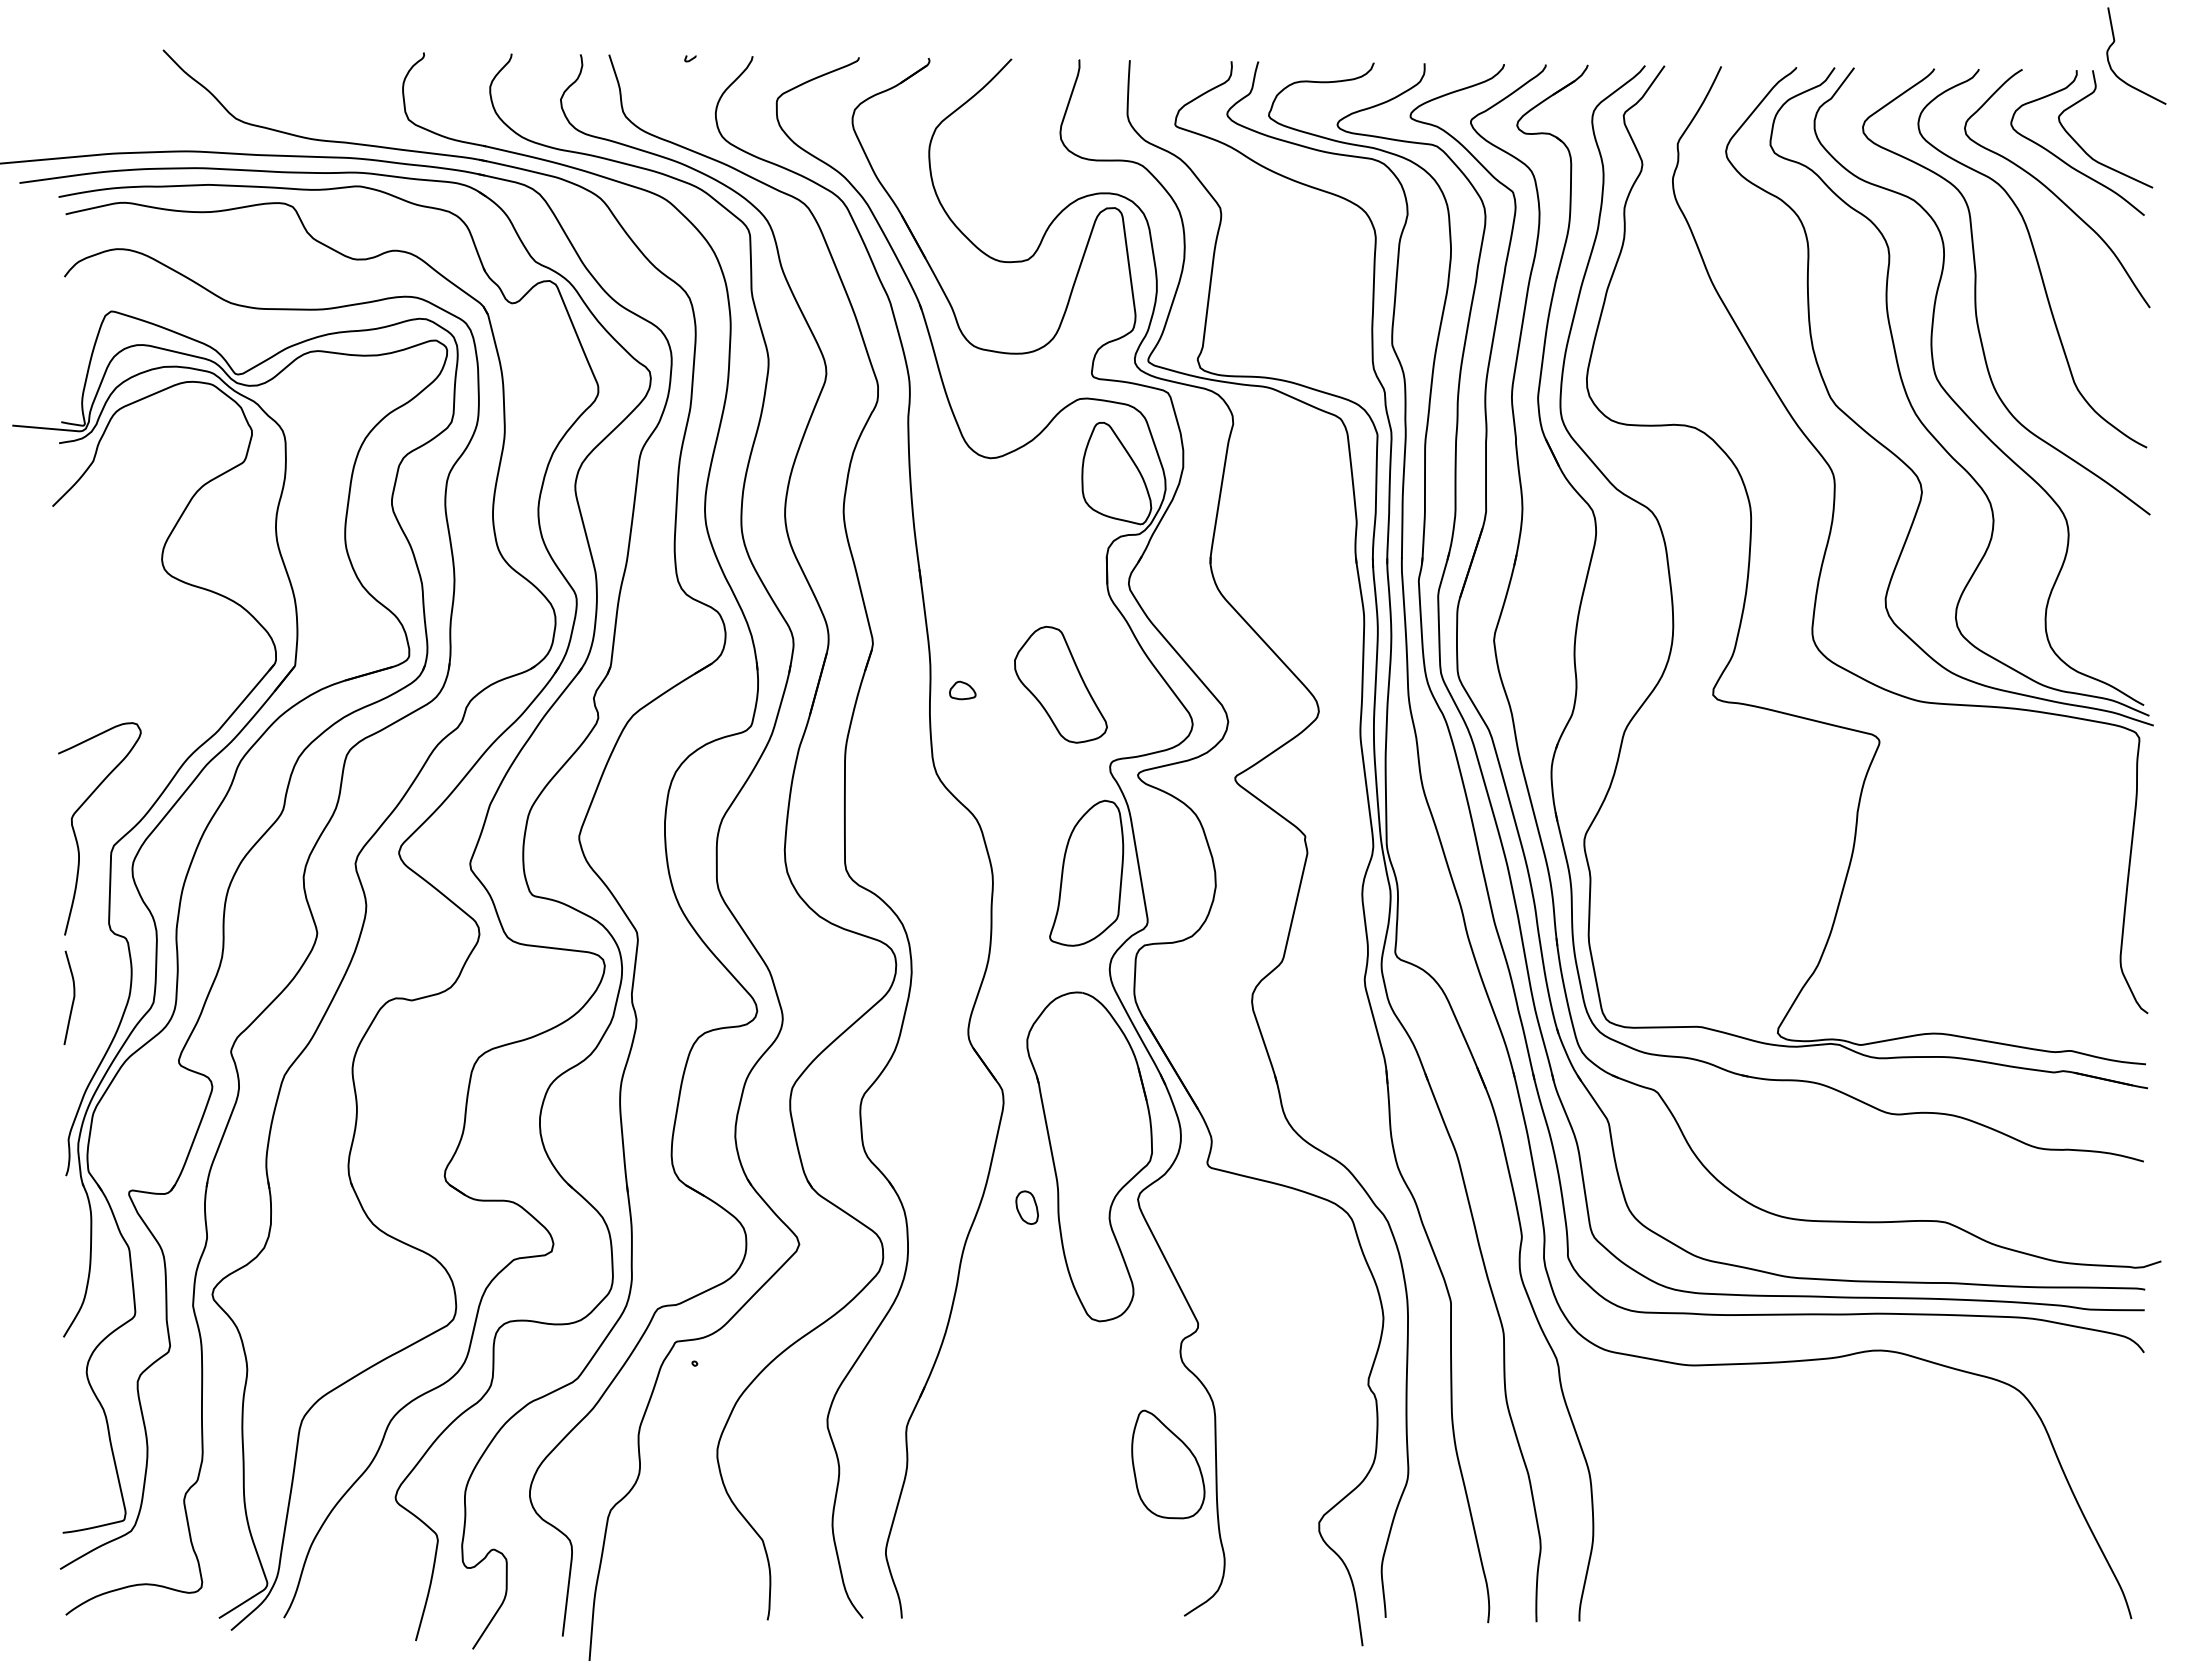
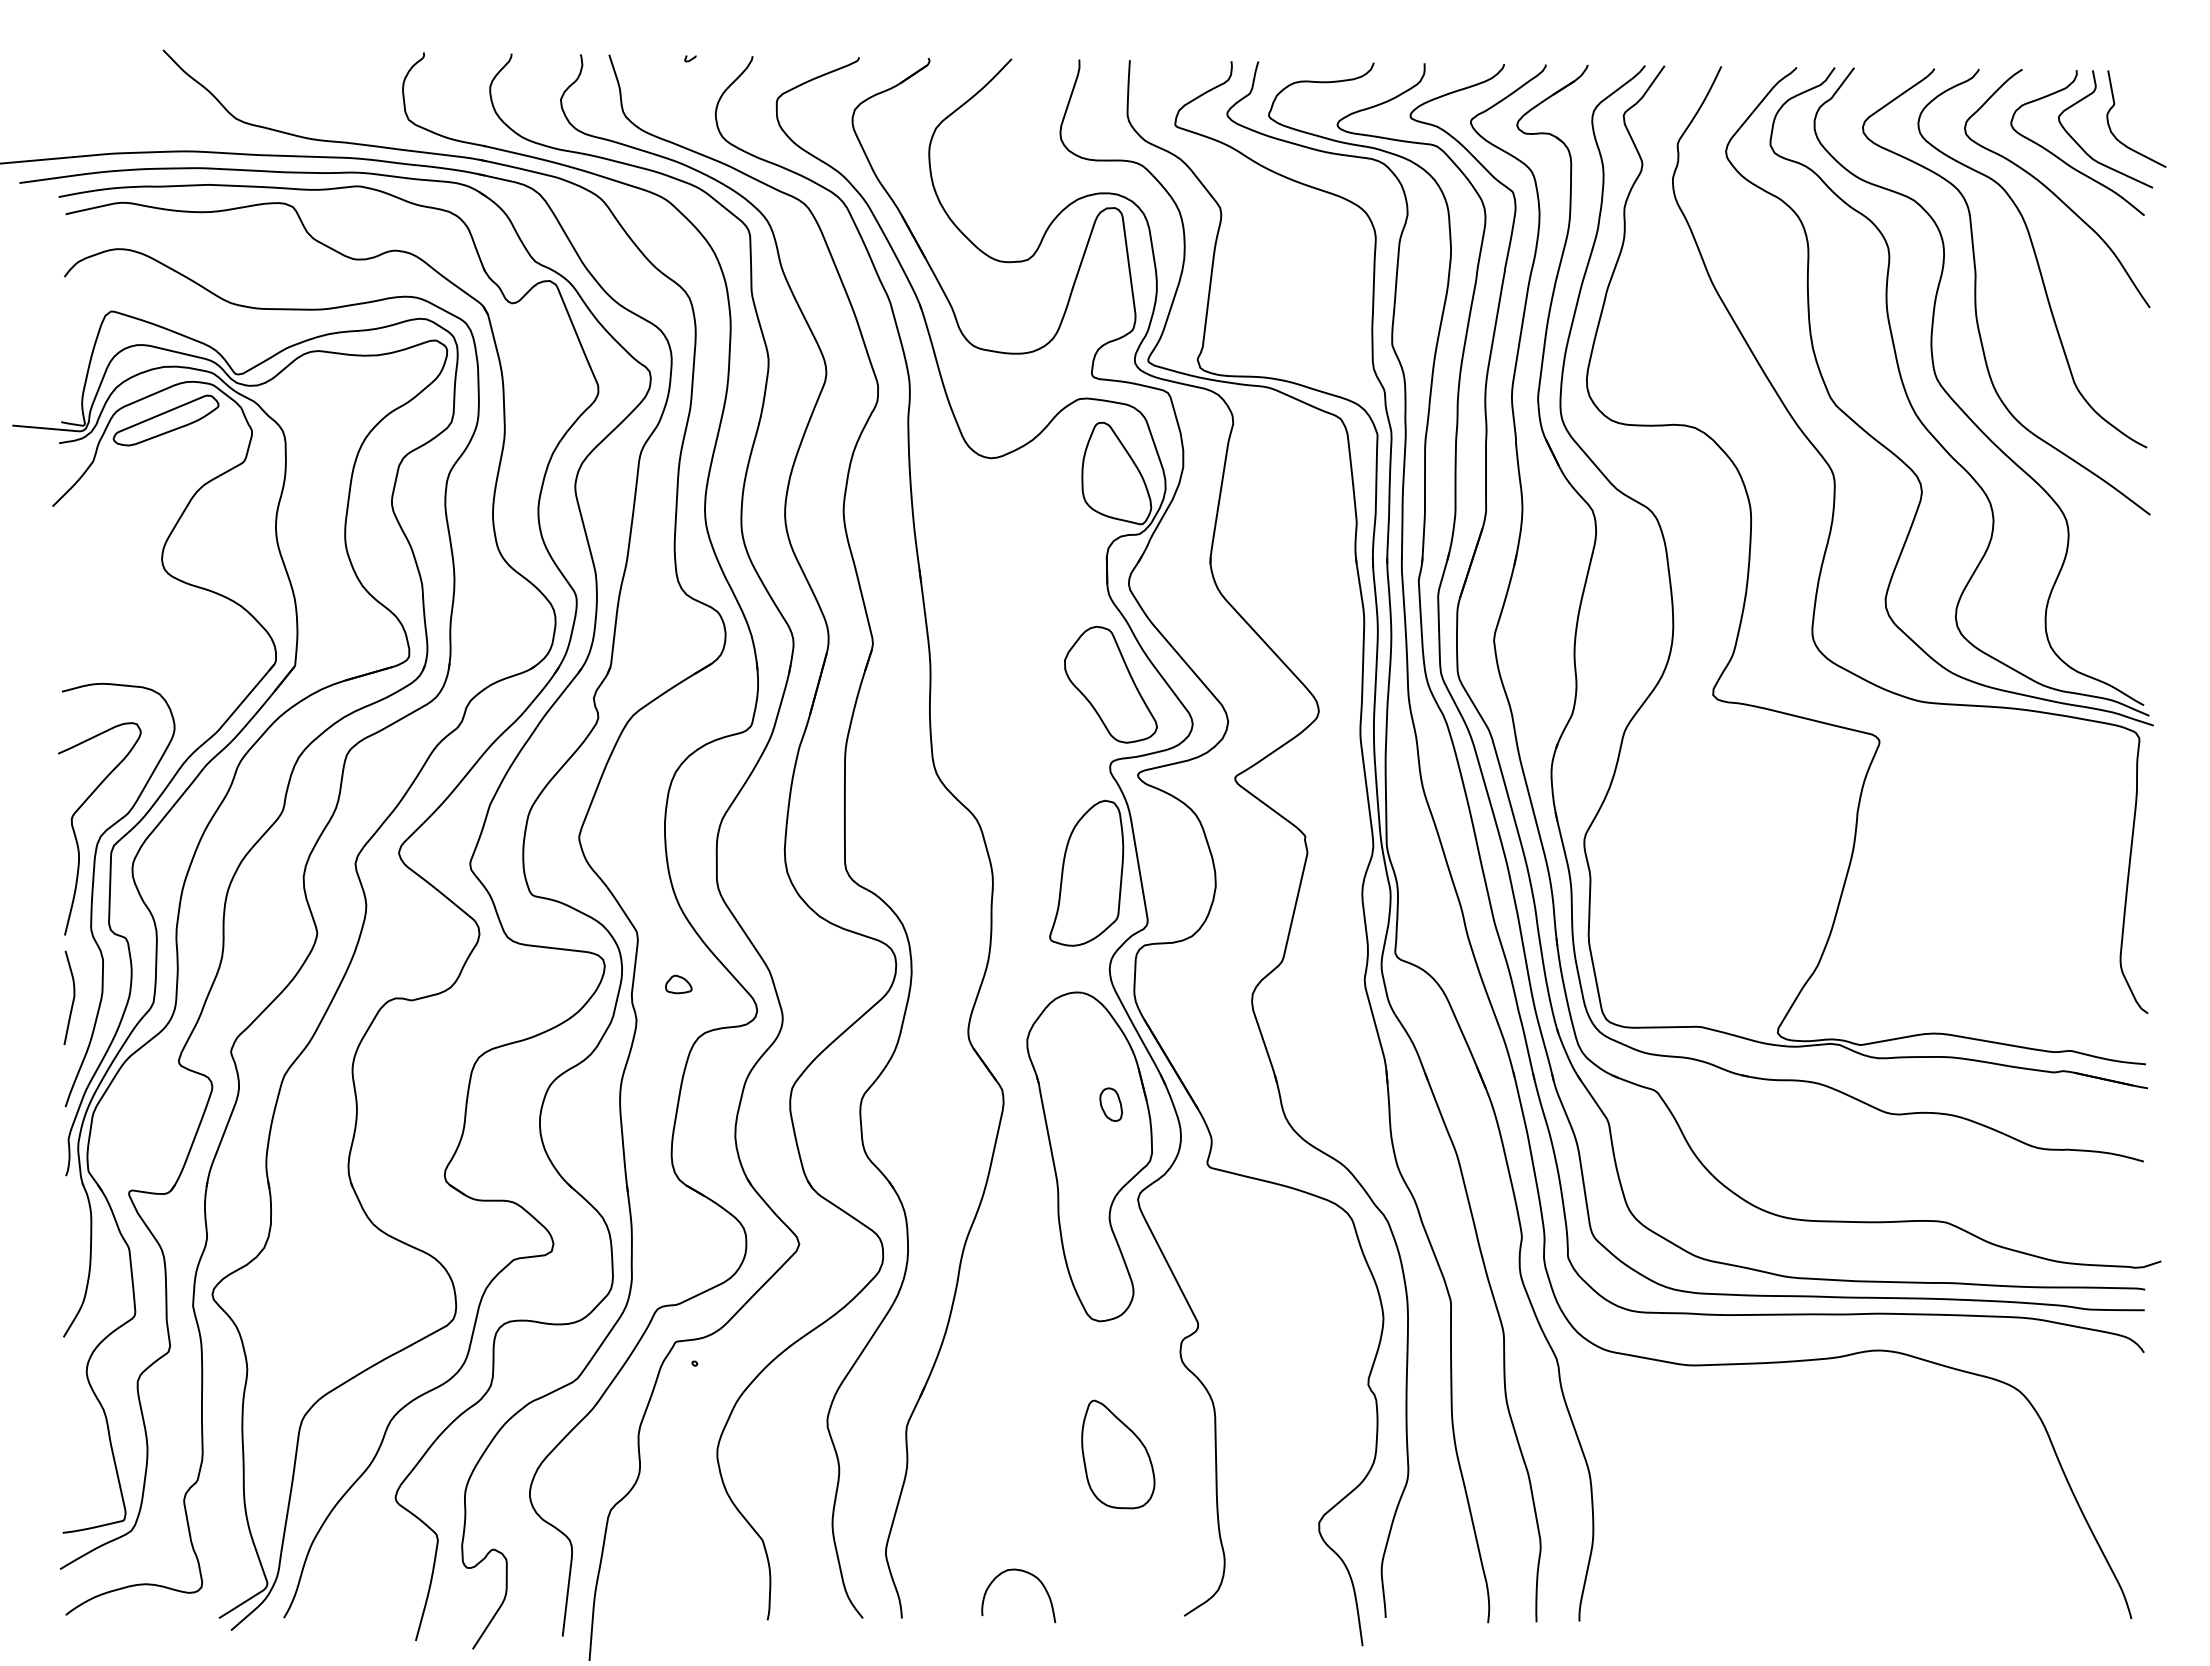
curve position: (2113, 44) -> (2113, 107) (2113, 107)
part: none -> present (165, 420)
part position: (1060, 684) -> (1110, 684) (1110, 684)
part position: (962, 690) -> (678, 984) (678, 984)
curve: none -> present (93, 895)
part position: (1026, 1207) -> (1110, 1104) (1110, 1104)
part position: (1168, 1464) -> (1118, 1454) (1118, 1454)
curve: none -> present (1026, 1573)
